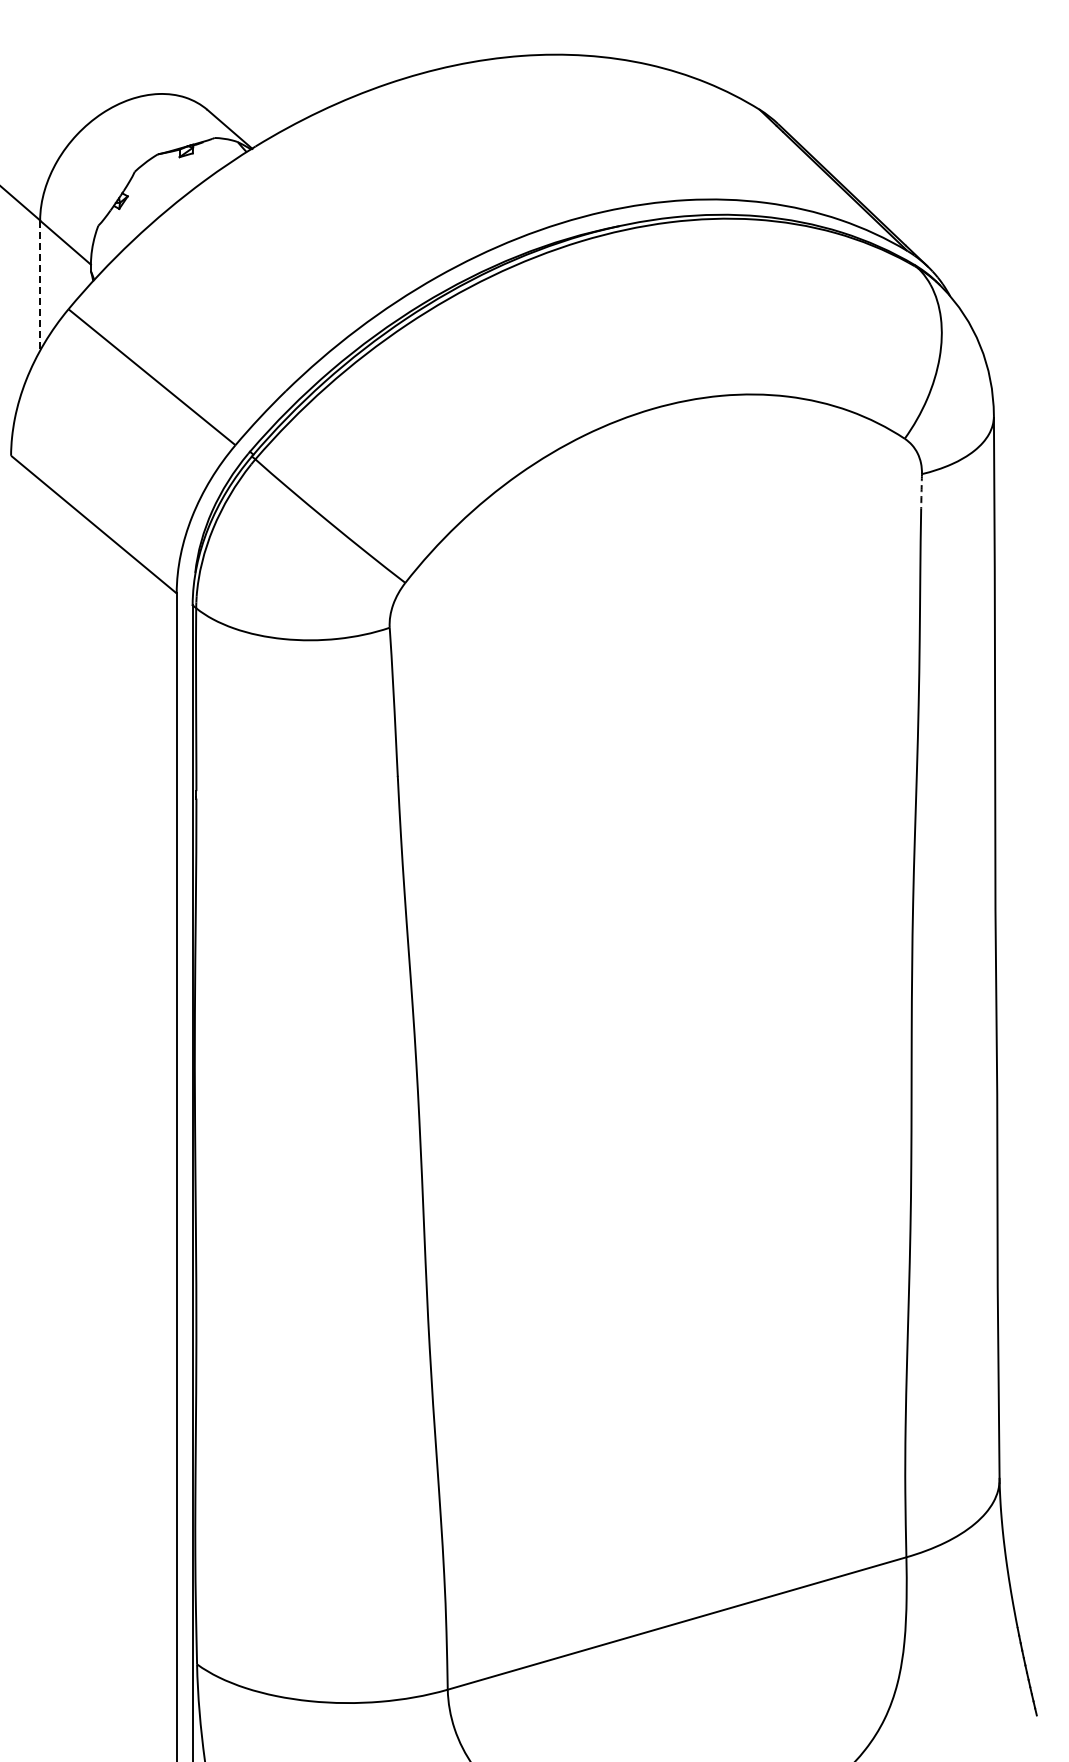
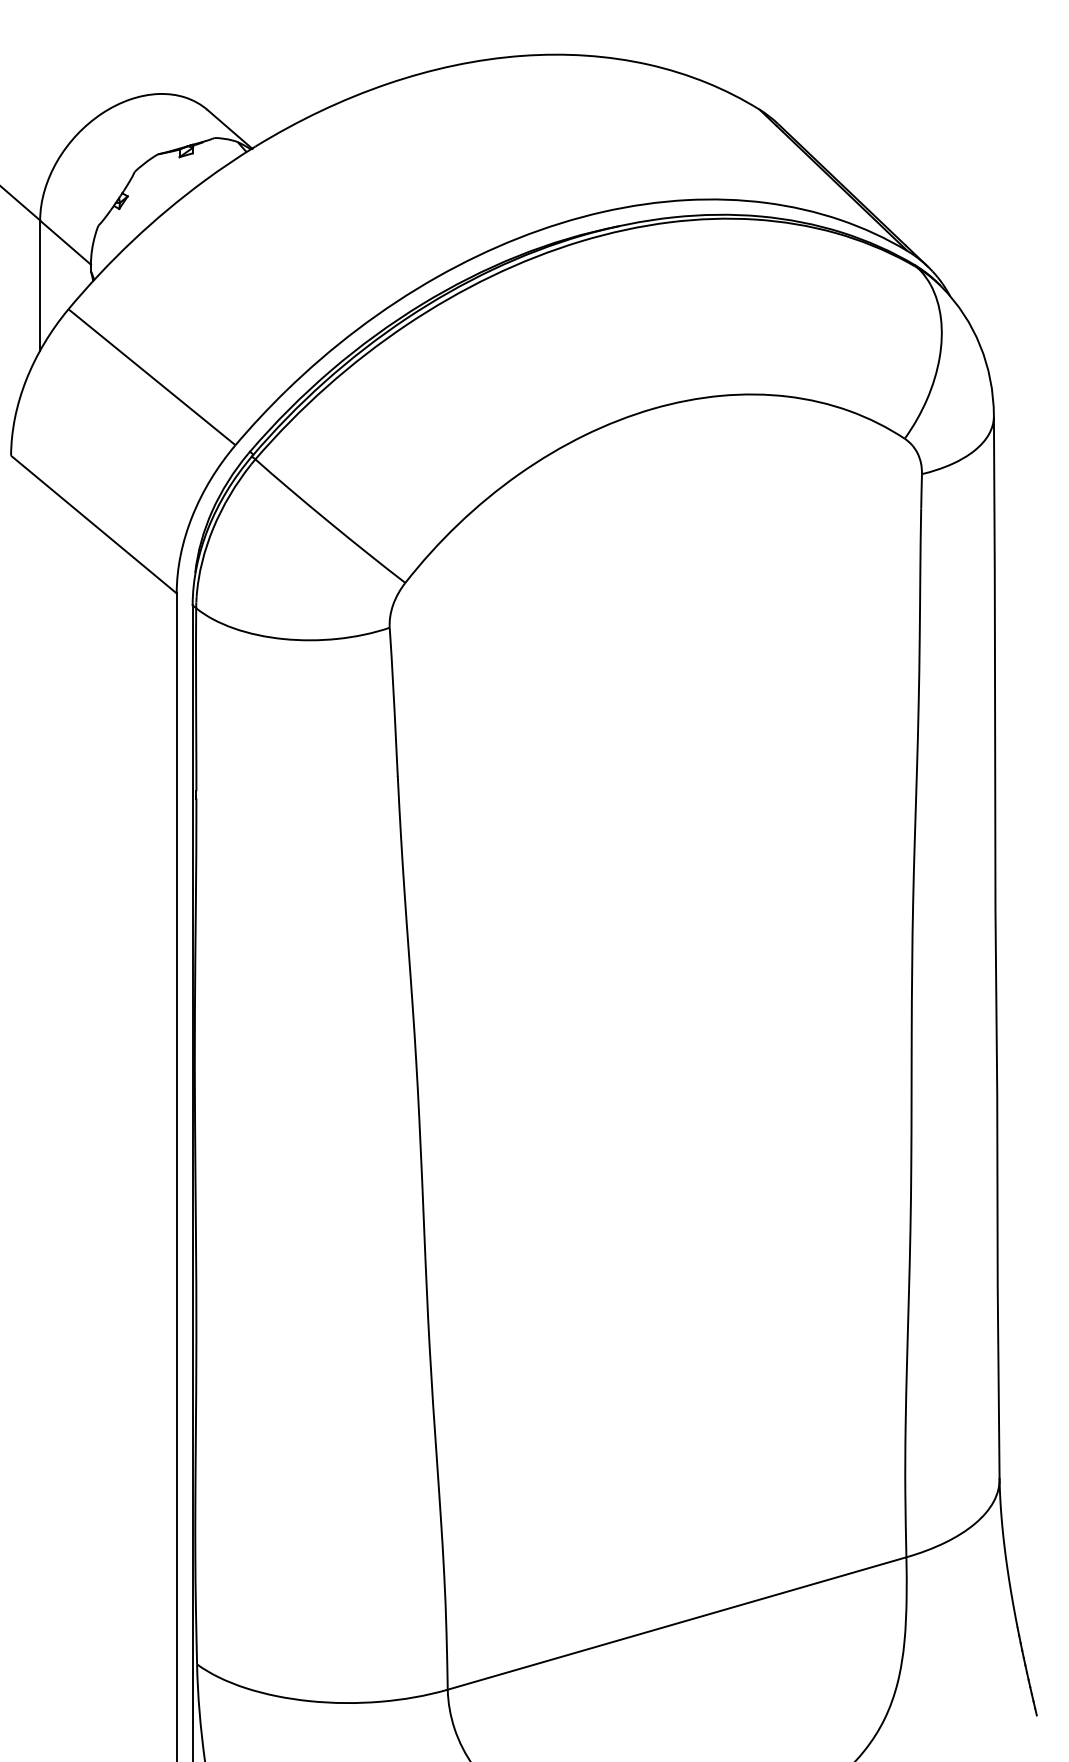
line: dashed -> solid (40, 286)
arc: dashed -> solid (921, 491)
